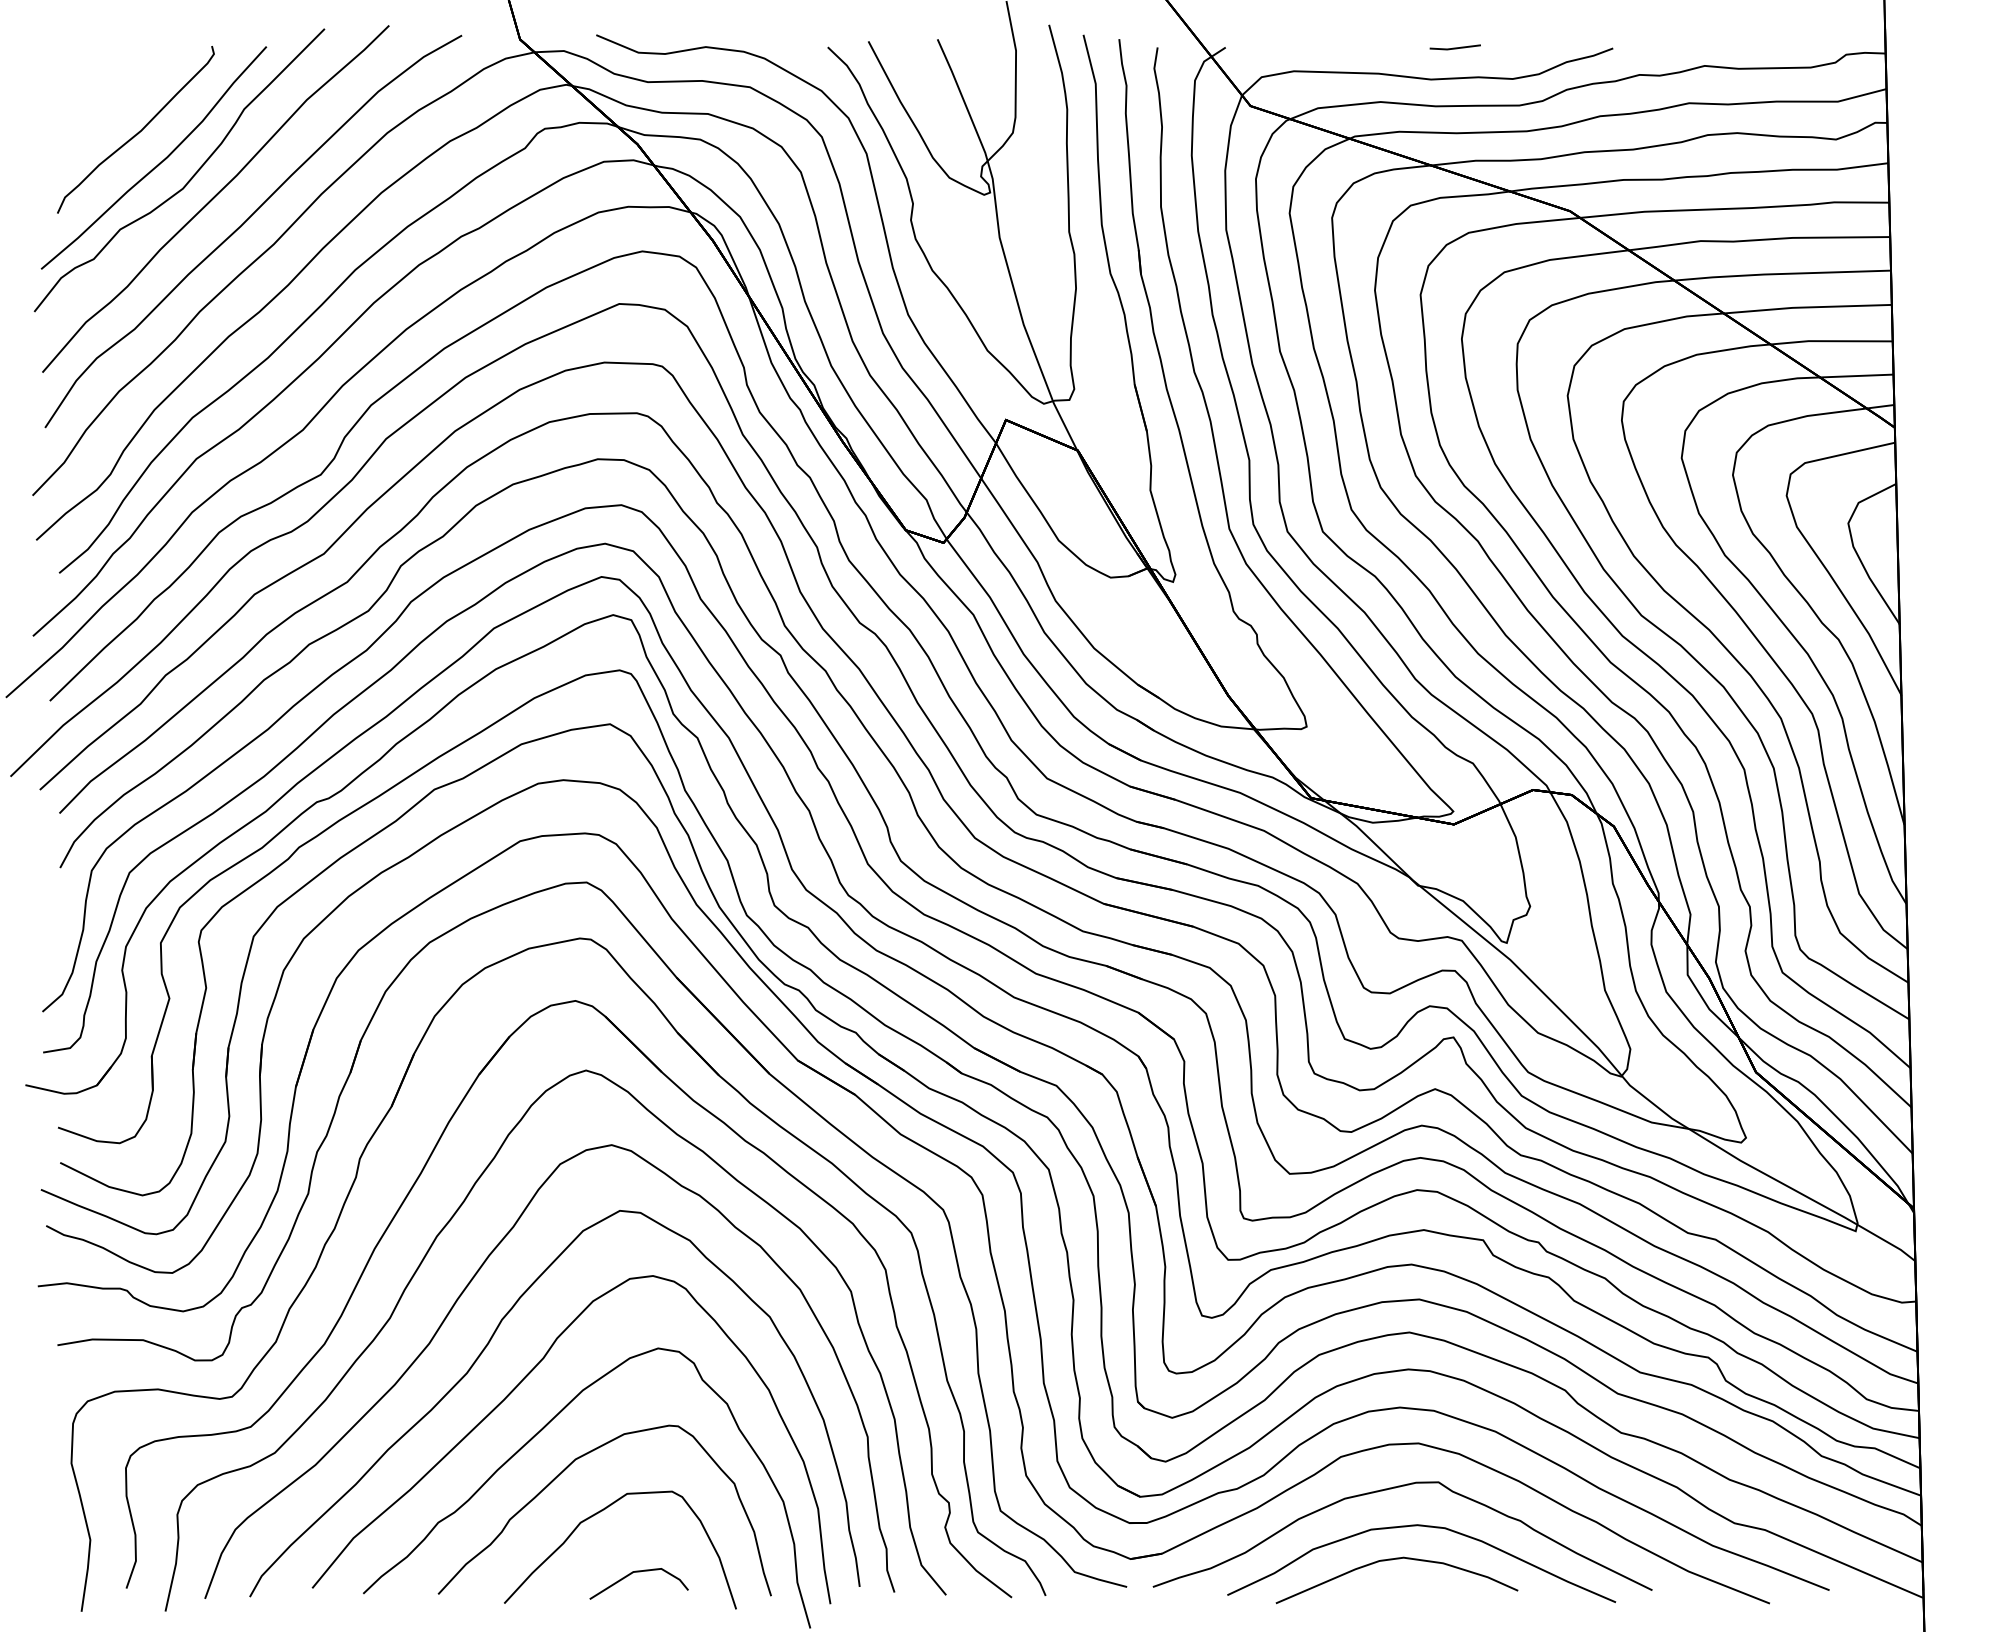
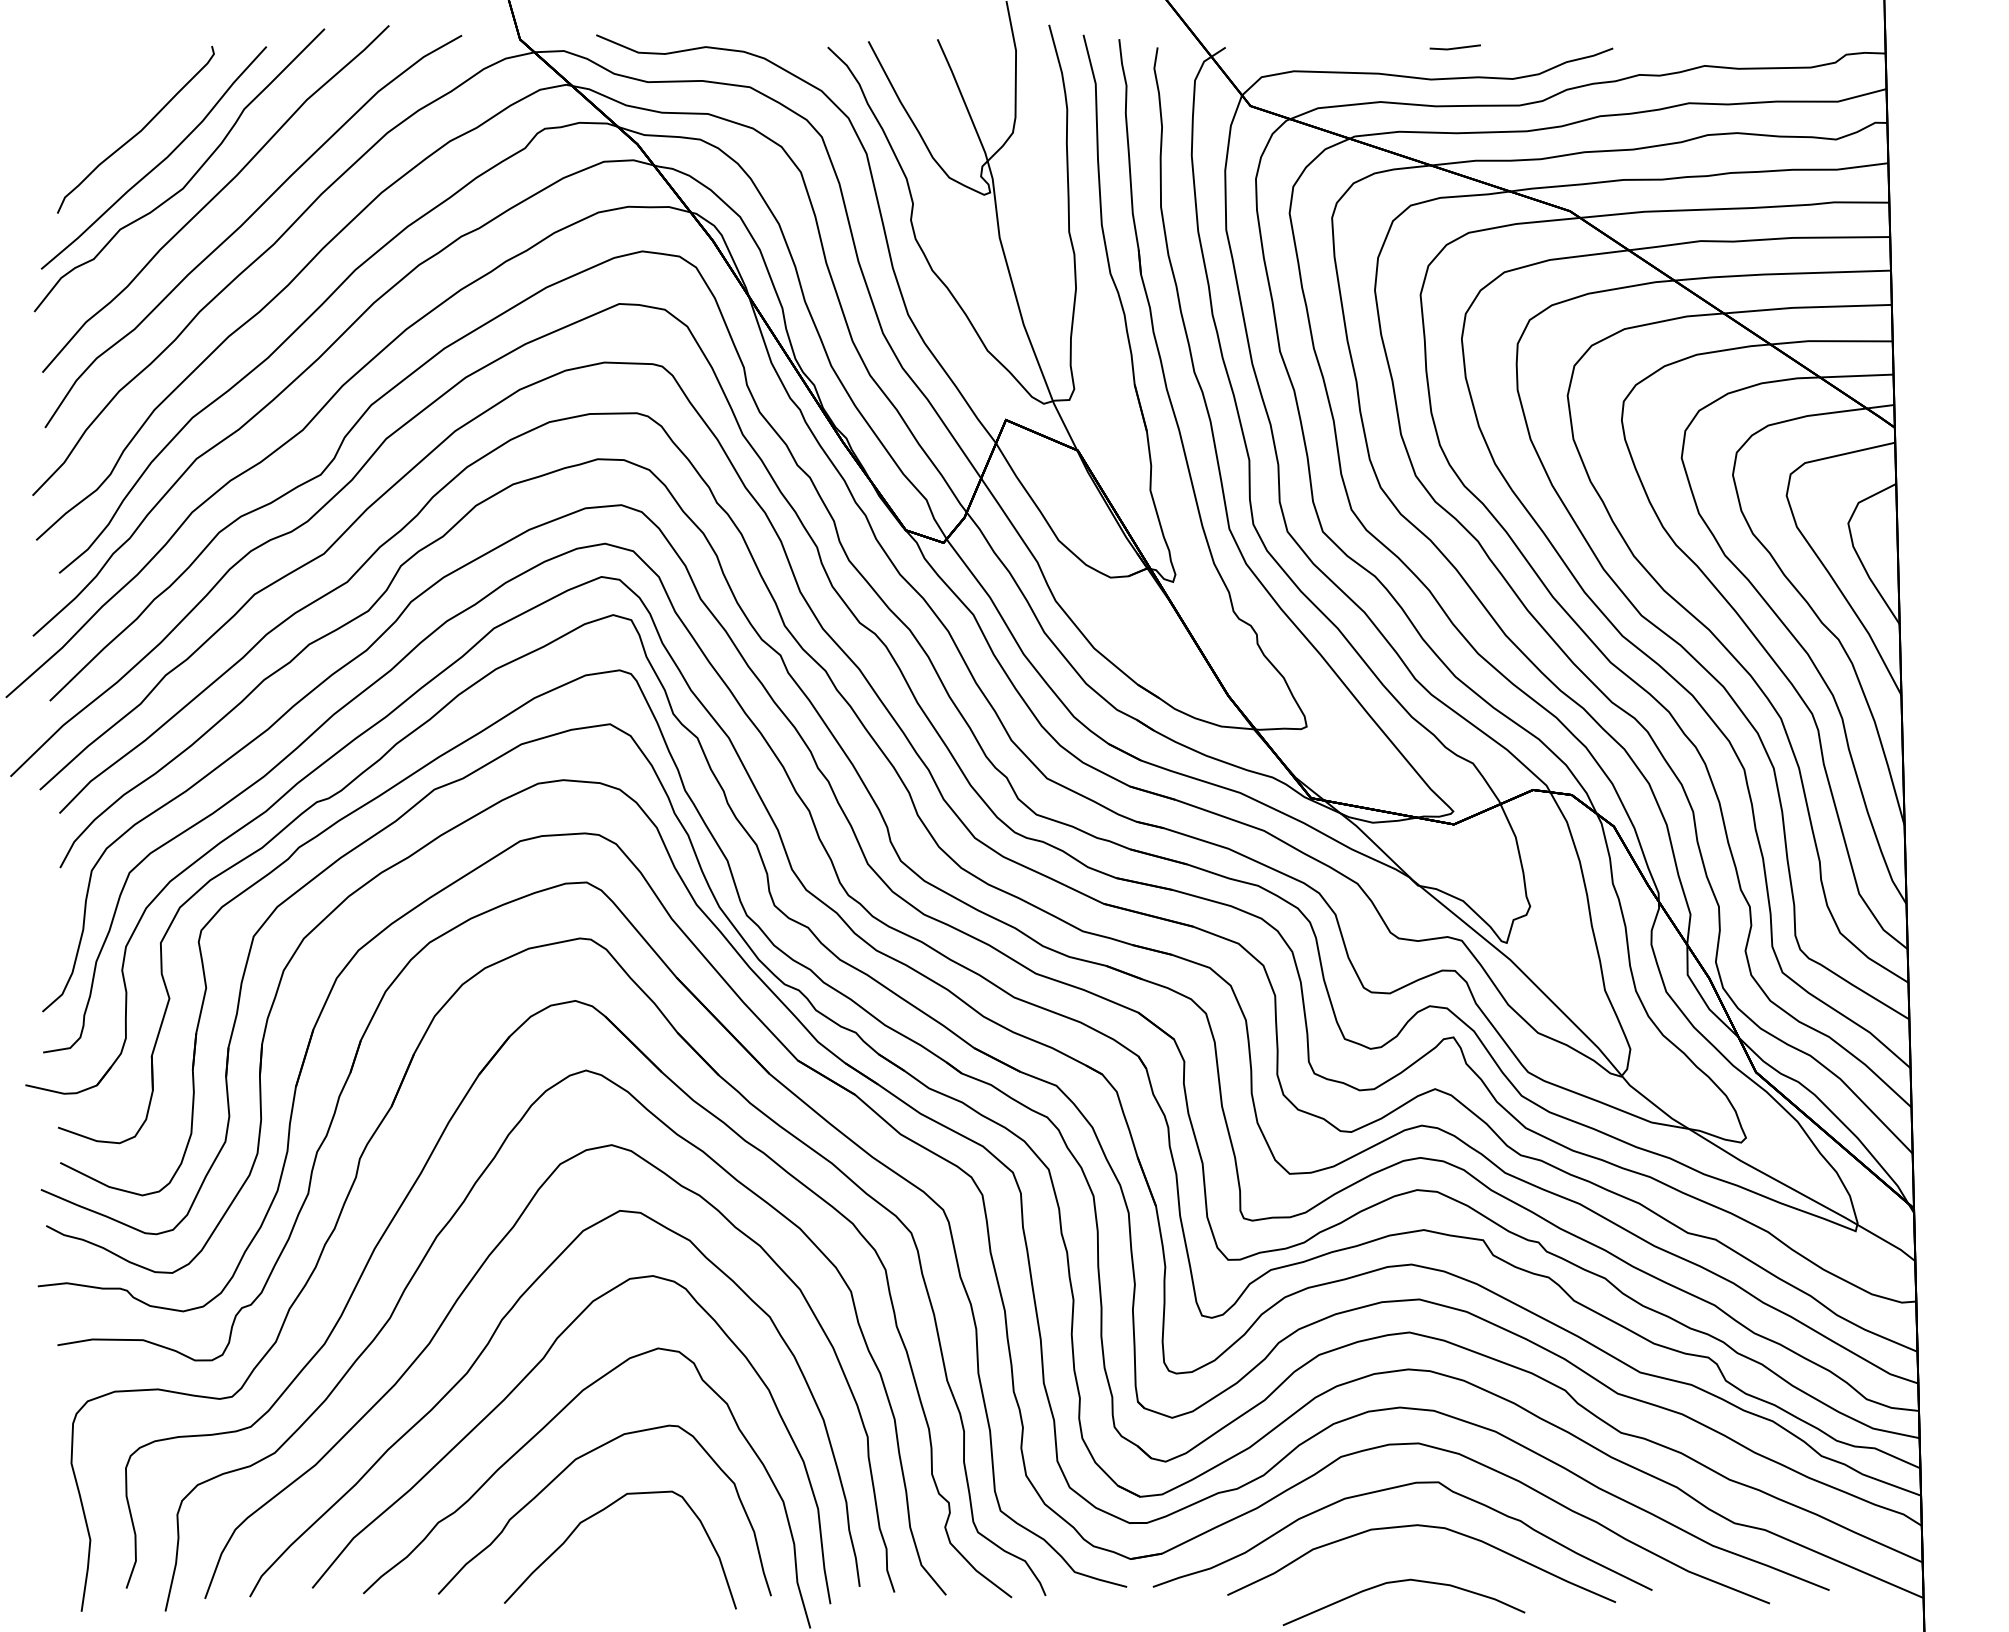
part position: (1392, 1560) -> (1399, 1582) (1399, 1582)
part: present -> none (638, 1572)
